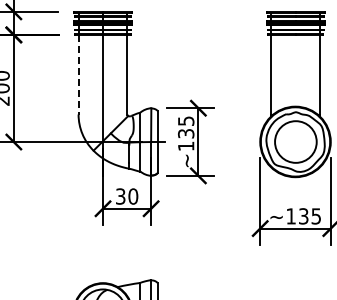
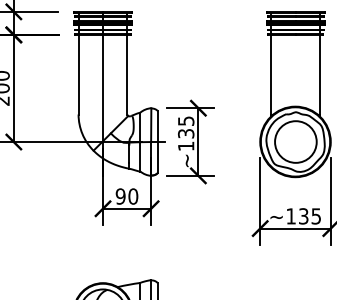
line: dashed -> solid (78, 74)
text: 30 -> 90 (120, 196)
